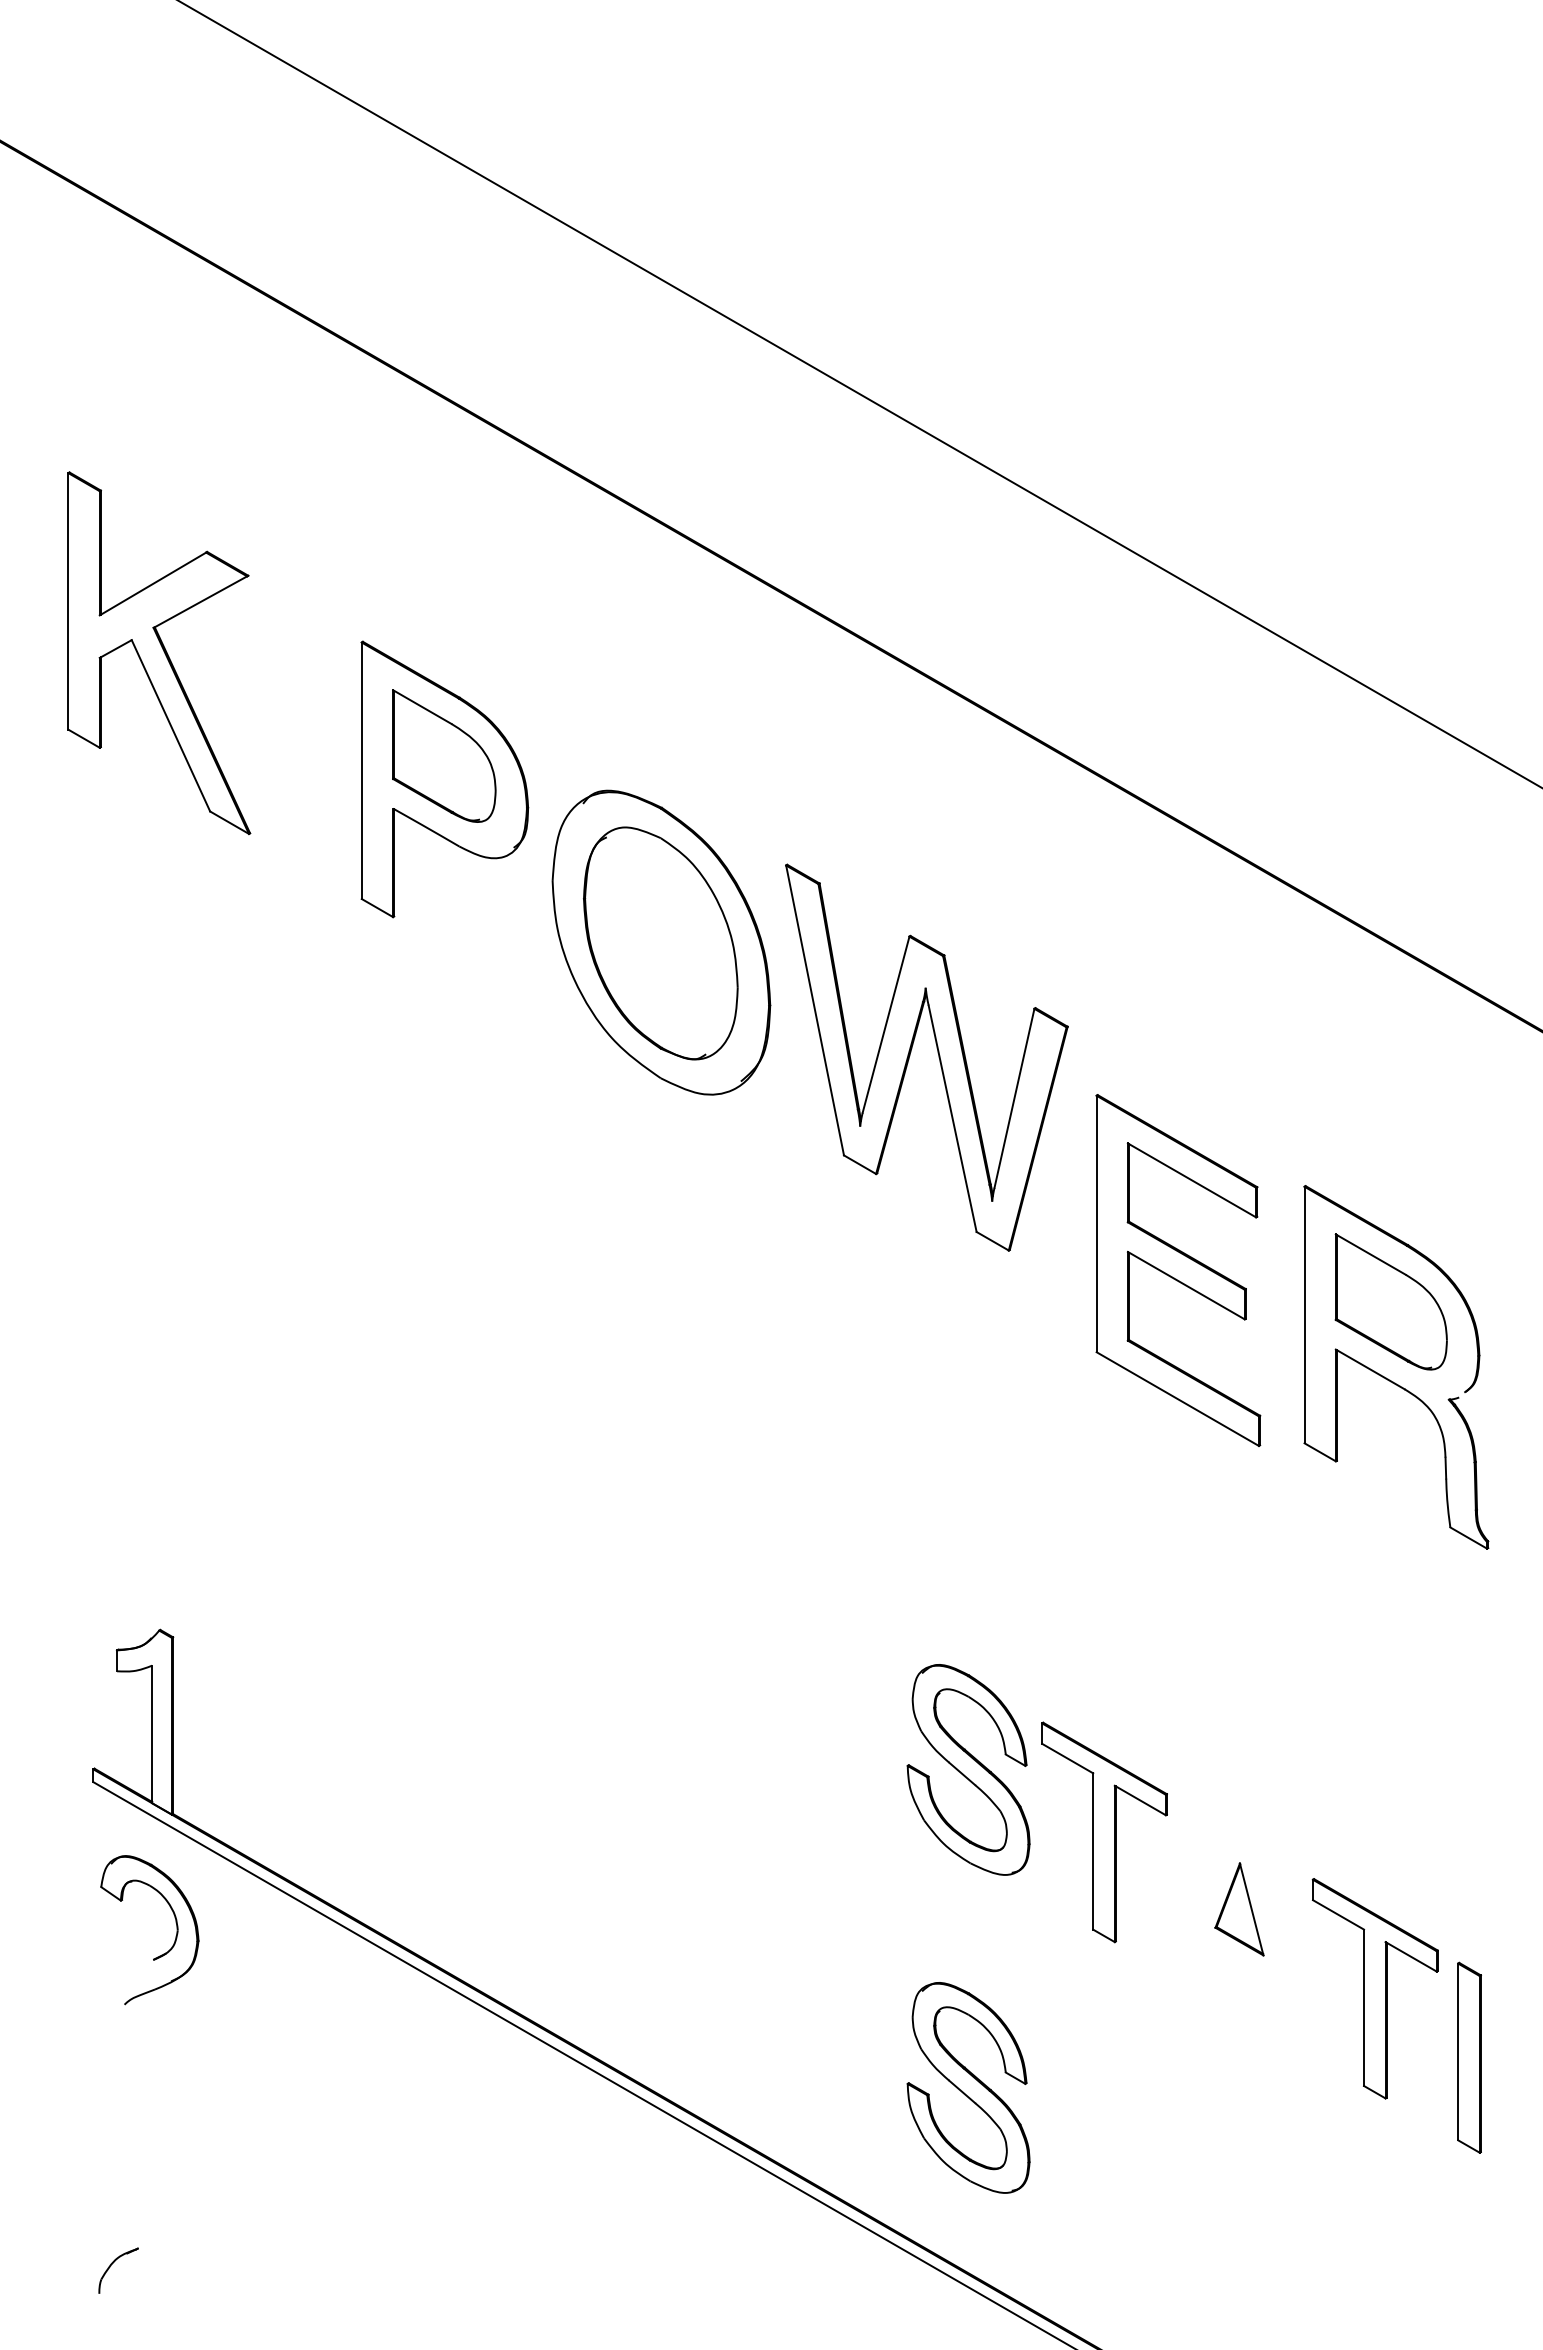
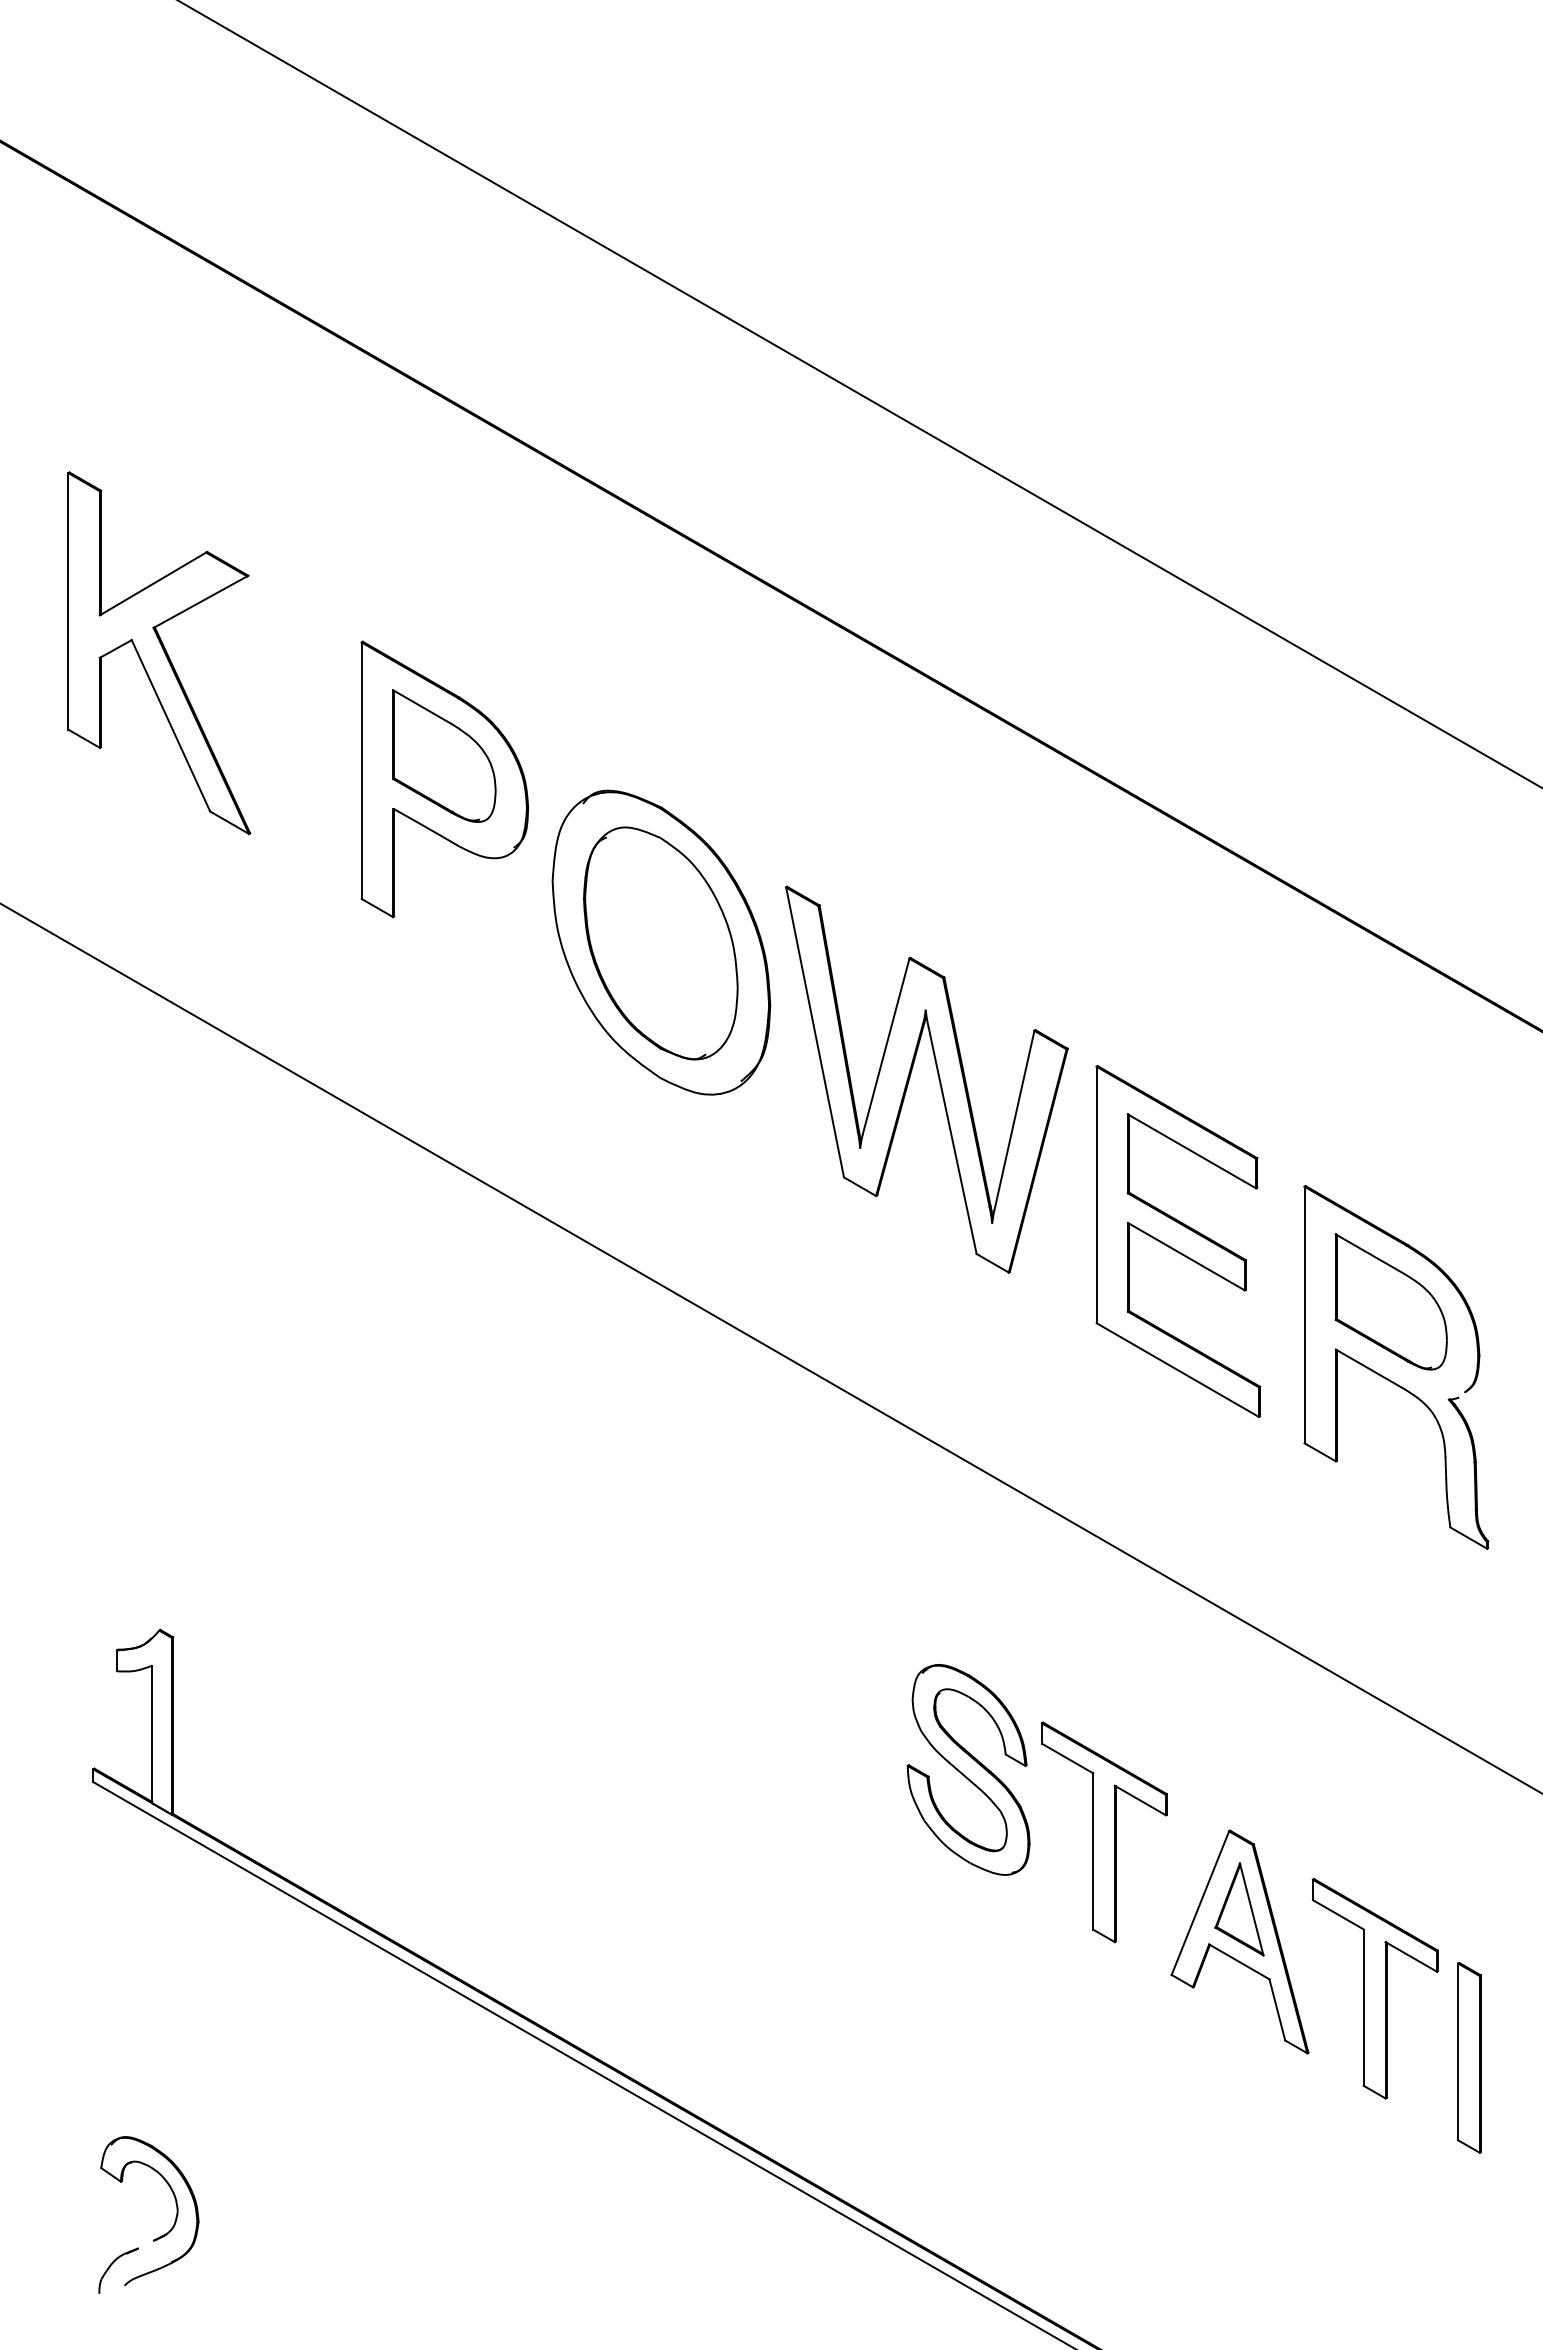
part position: (937, 1053) -> (937, 1075) (937, 1075)
part position: (1178, 1270) -> (1178, 1241) (1178, 1241)
line: none -> present (770, 1347)
part position: (175, 1936) -> (175, 2217) (175, 2217)
part: none -> present (1239, 1941)
part: present -> none (968, 2087)
